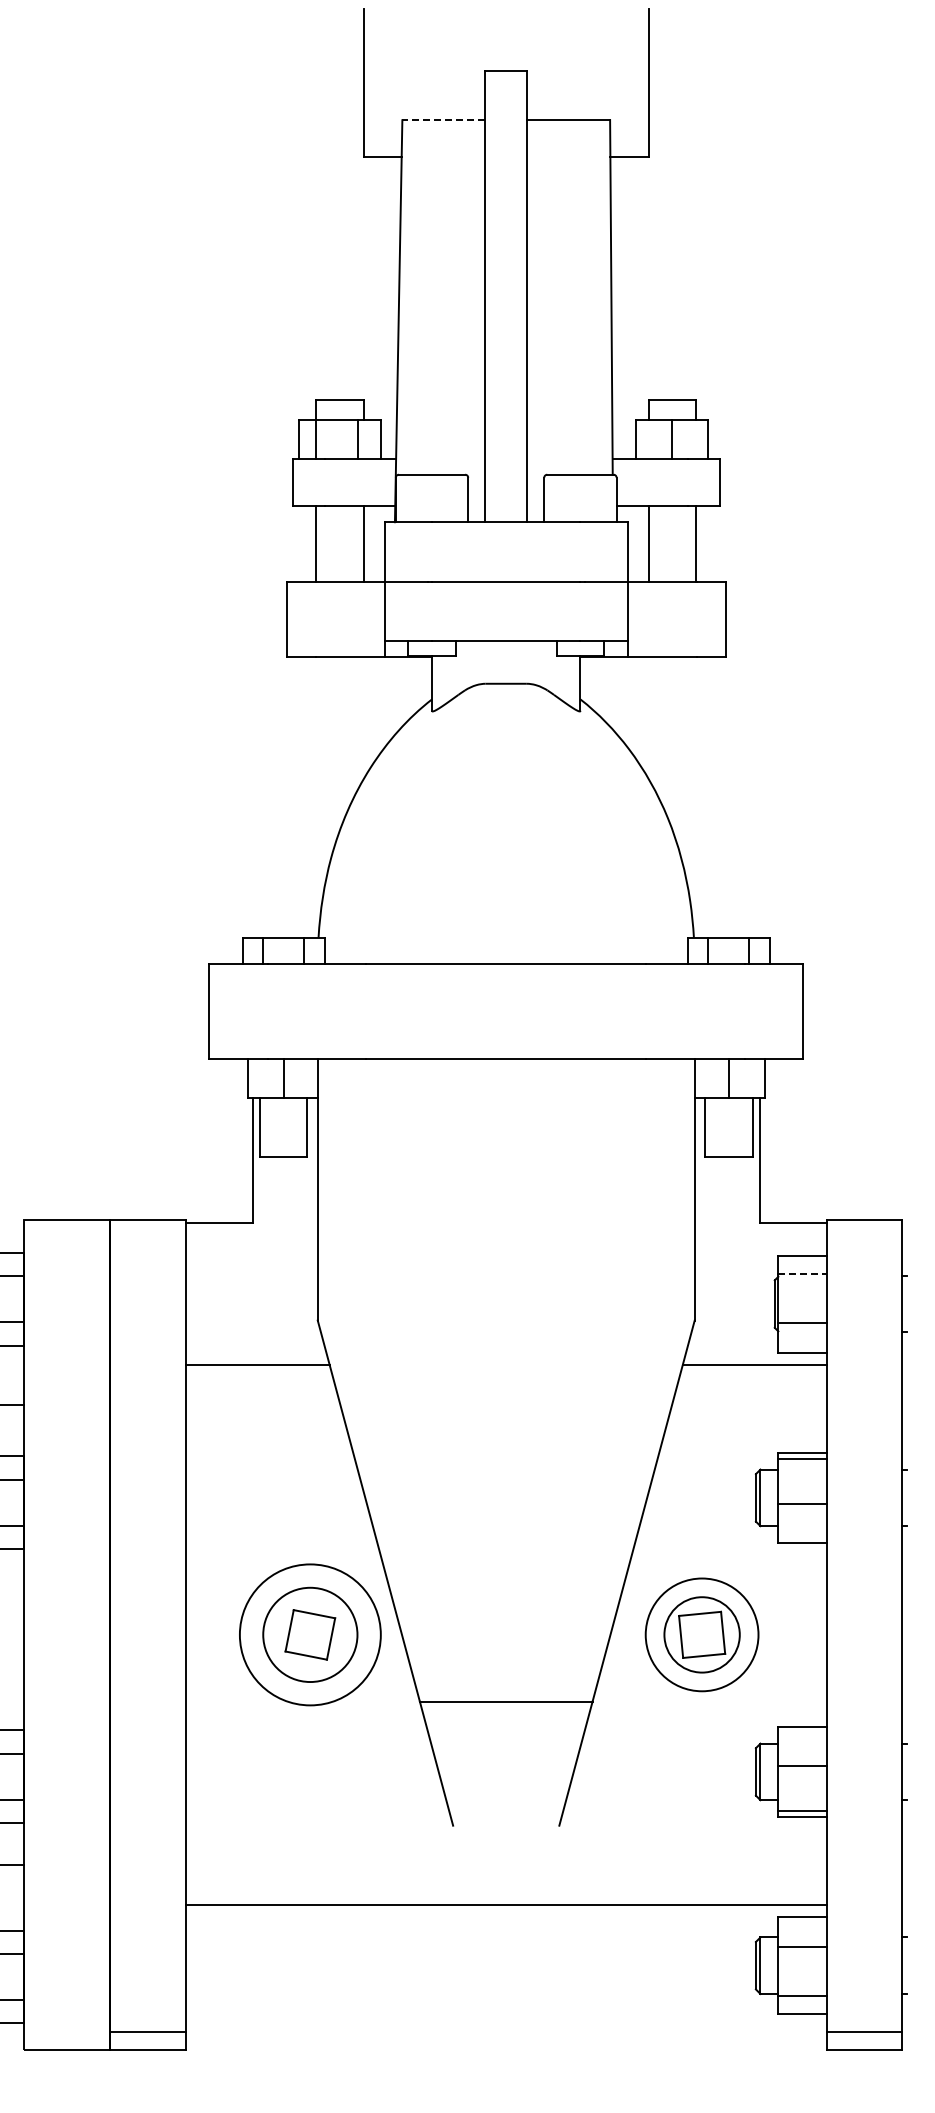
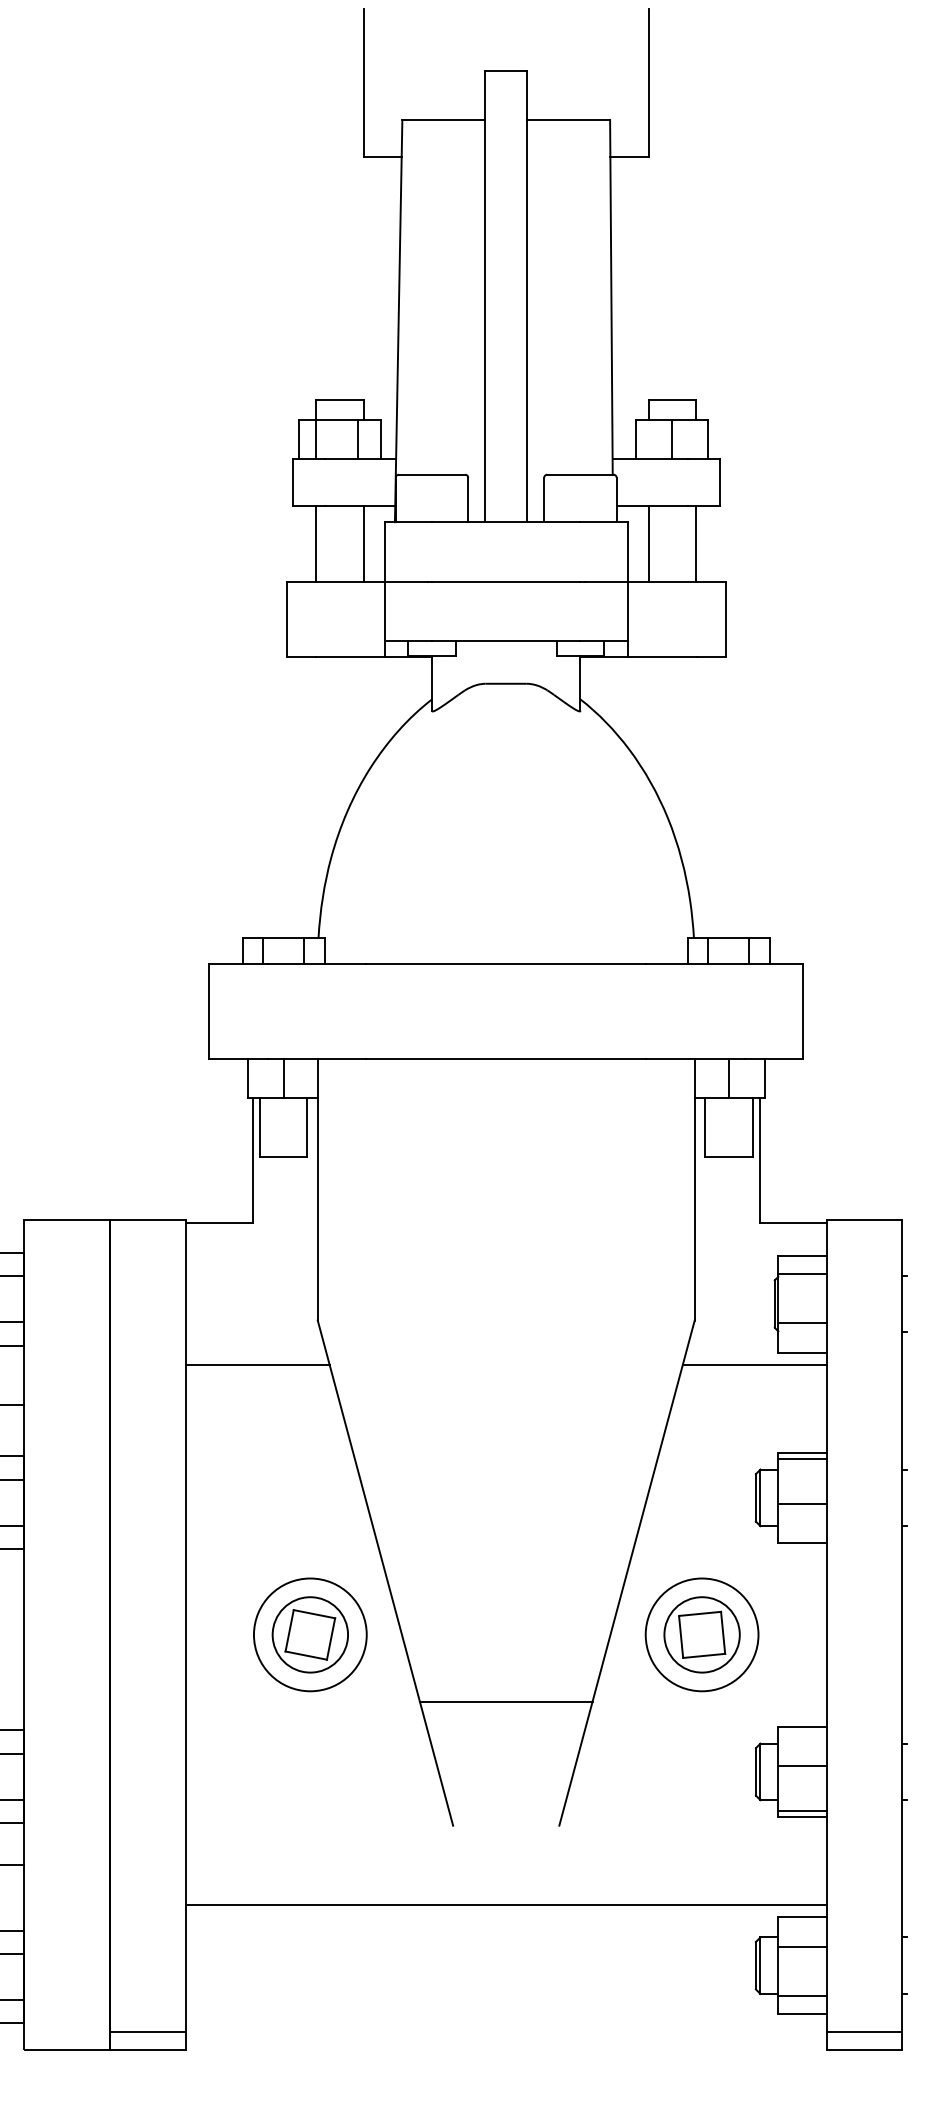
line: dashed -> solid (443, 120)
line: dashed -> solid (802, 1274)
circle diameter: 141 px -> 113 px (309, 1634)
circle diameter: 94 px -> 75 px (310, 1634)
